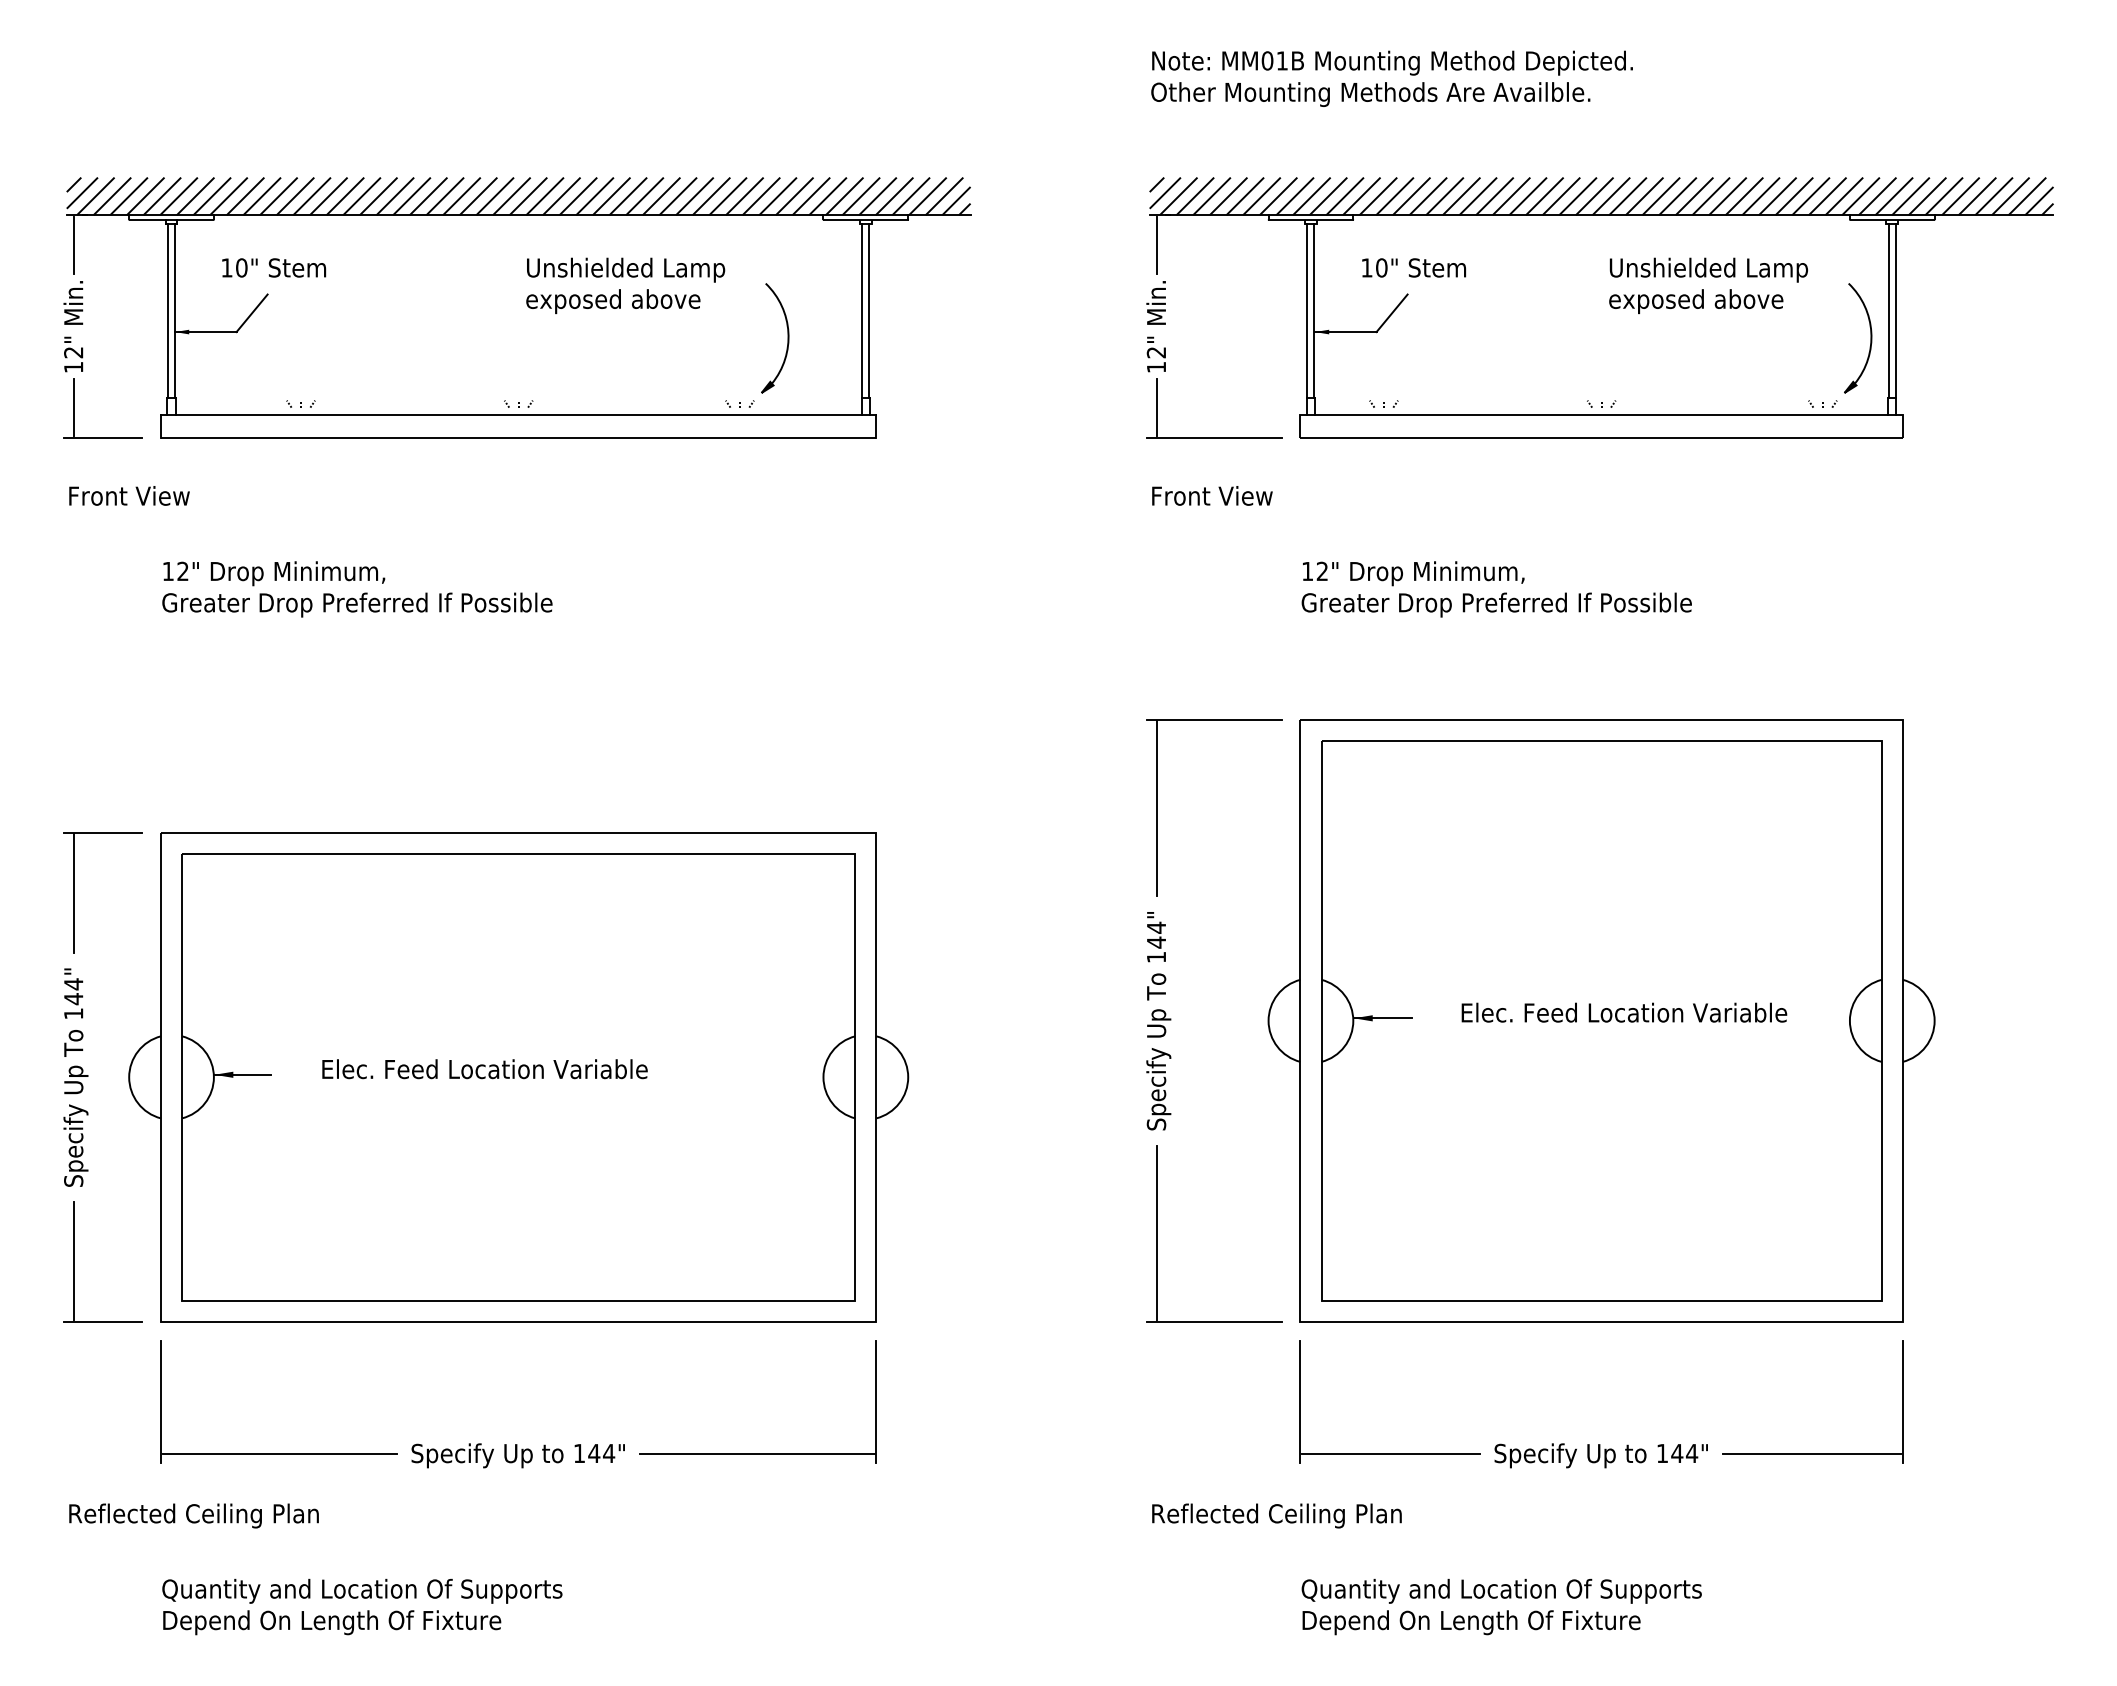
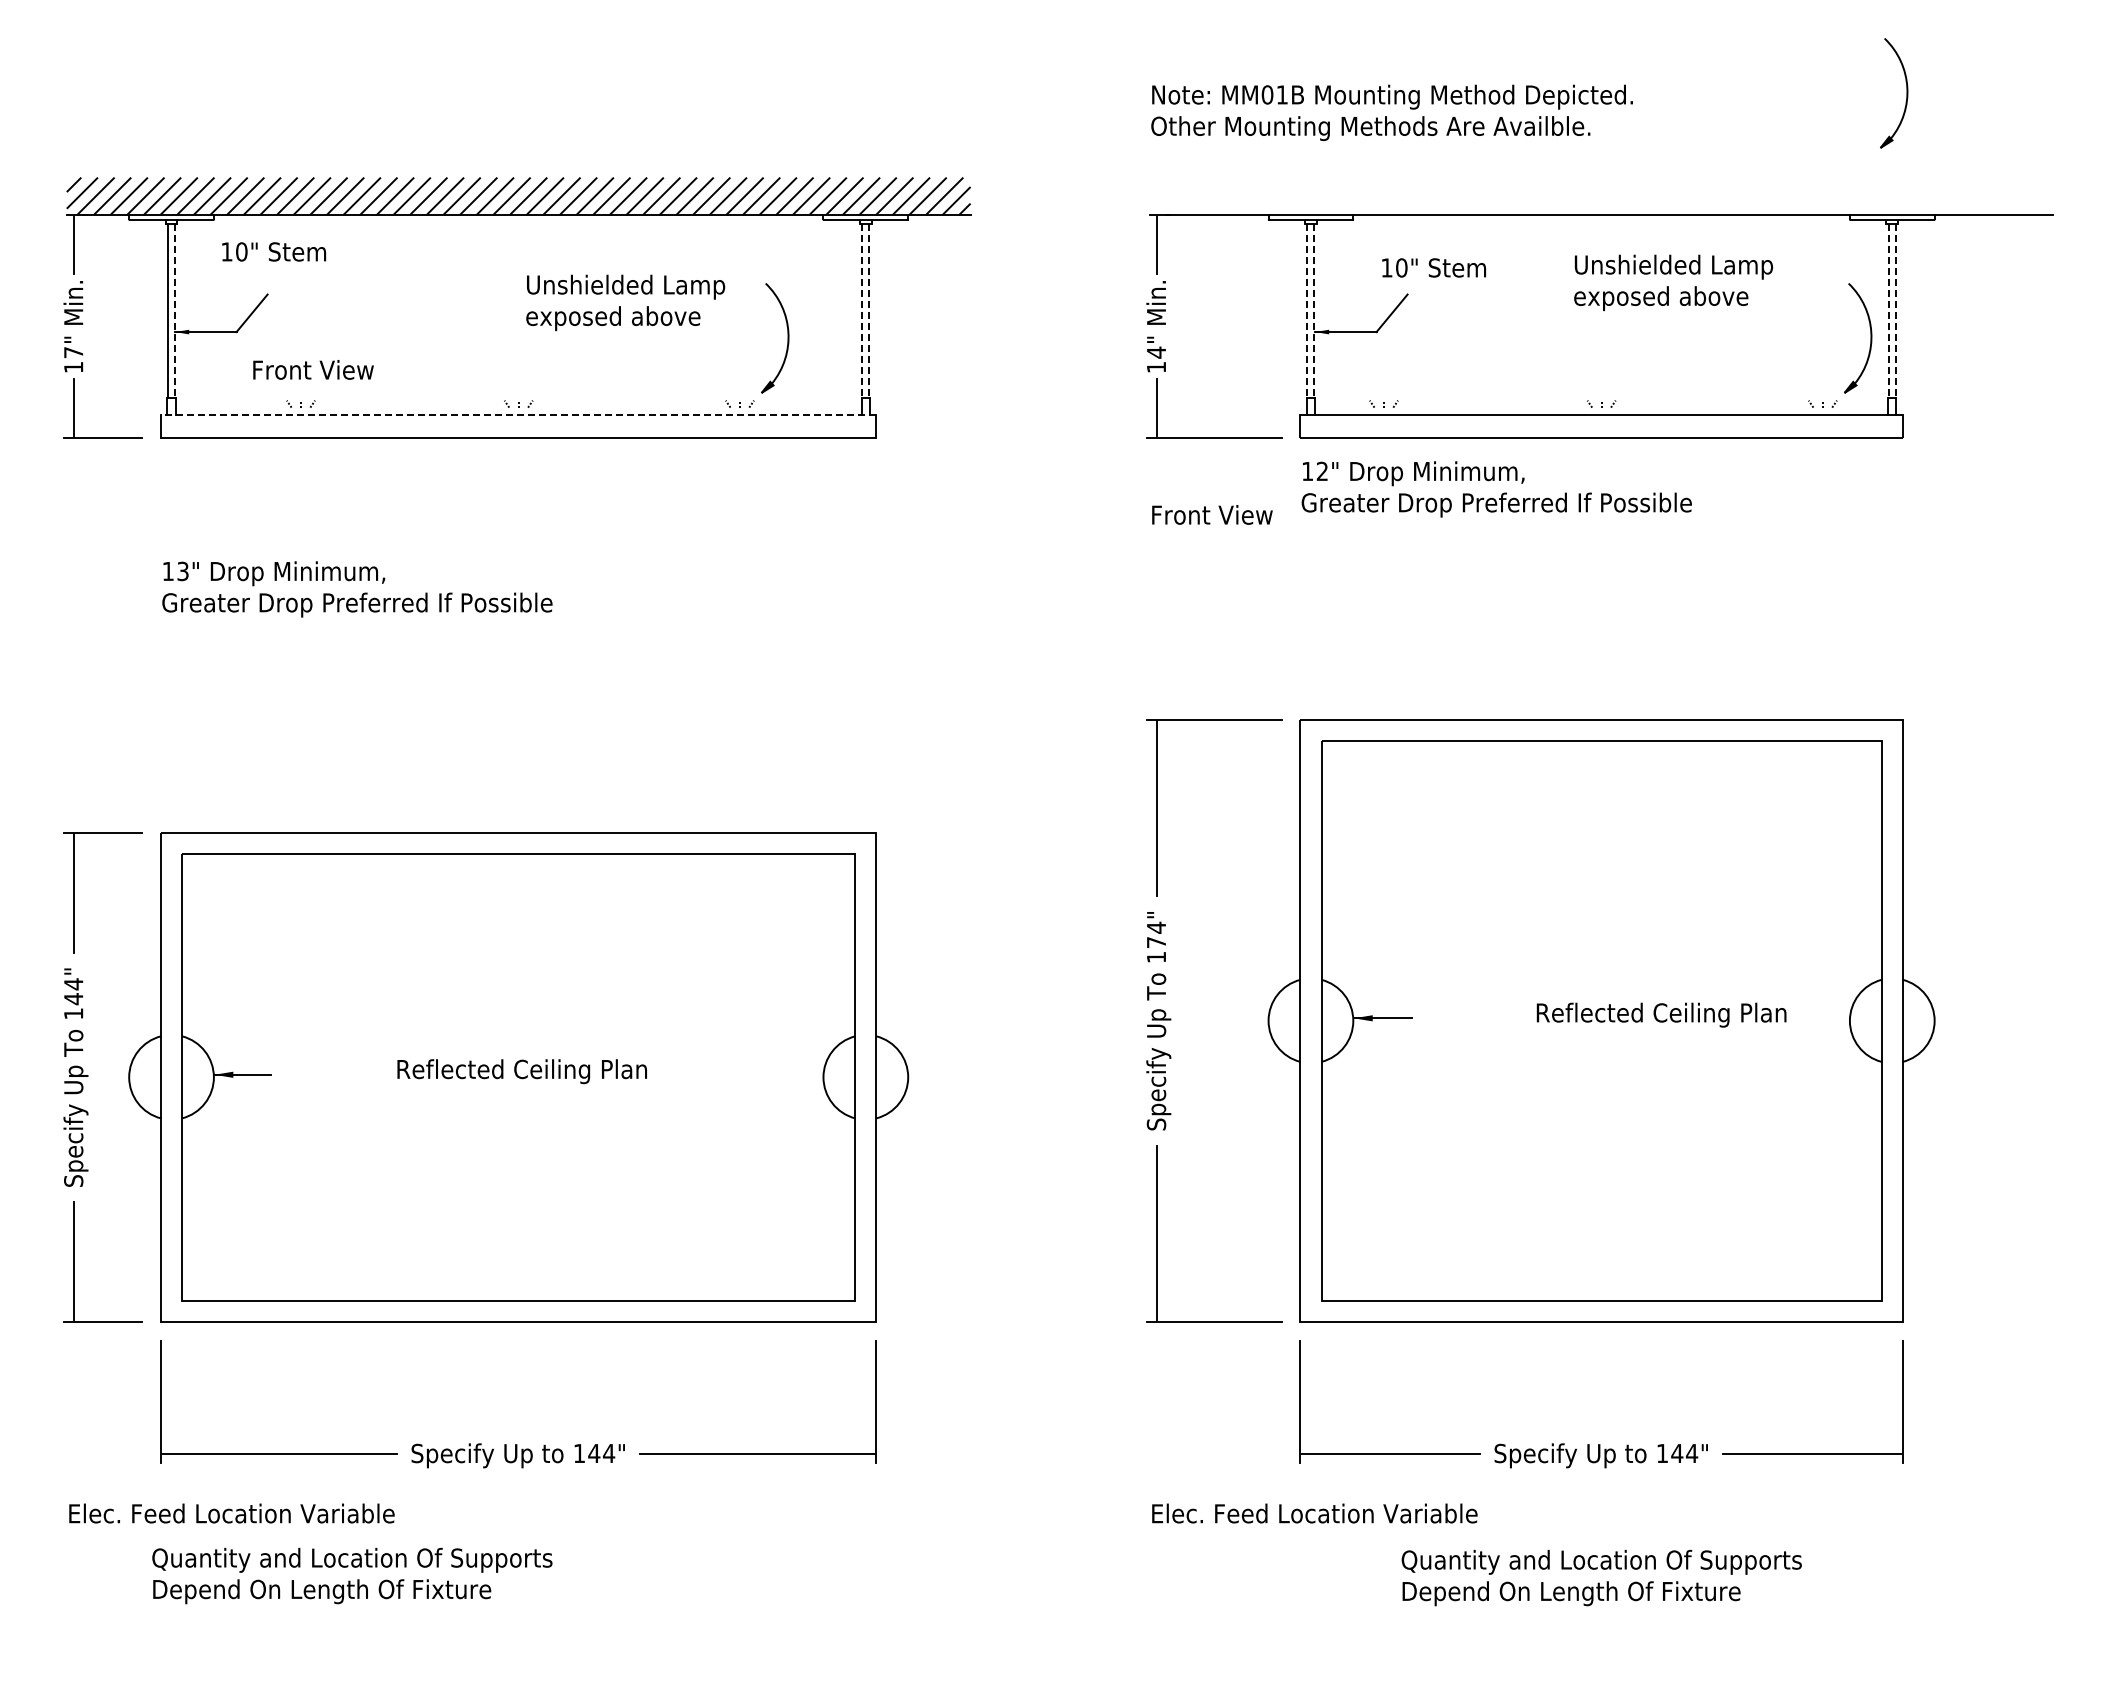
text position: (1391, 78) -> (1391, 112) (1391, 112)
part: none -> present (1906, 93)
hatch: present -> none (1601, 196)
text position: (274, 267) -> (274, 251) (274, 251)
text position: (1413, 267) -> (1433, 267) (1433, 267)
text position: (625, 285) -> (625, 302) (625, 302)
text position: (1708, 285) -> (1673, 282) (1673, 282)
line: solid -> dashed (175, 311)
line: solid -> dashed (862, 311)
line: solid -> dashed (869, 311)
line: solid -> dashed (1307, 311)
line: solid -> dashed (1314, 311)
line: solid -> dashed (1888, 311)
line: solid -> dashed (1895, 311)
text: 12" -> 17" (73, 352)
text: 12" -> 14" (1155, 352)
line: solid -> dashed (518, 414)
text position: (129, 495) -> (313, 369) (313, 369)
text position: (1212, 495) -> (1212, 514) (1212, 514)
text: 12" -> 13" (182, 571)
text position: (1496, 589) -> (1496, 489) (1496, 489)
text: 144" -> 174" (1156, 942)
text: Elec. Feed Location Variable -> Reflected Ceiling Plan (1624, 1014)
text: Elec. Feed Location Variable -> Reflected Ceiling Plan (484, 1071)
text: Reflected Ceiling Plan -> Elec. Feed Location Variable (232, 1515)
text: Reflected Ceiling Plan -> Elec. Feed Location Variable (1315, 1515)
text position: (362, 1606) -> (352, 1575) (352, 1575)
text position: (1501, 1606) -> (1601, 1577) (1601, 1577)
